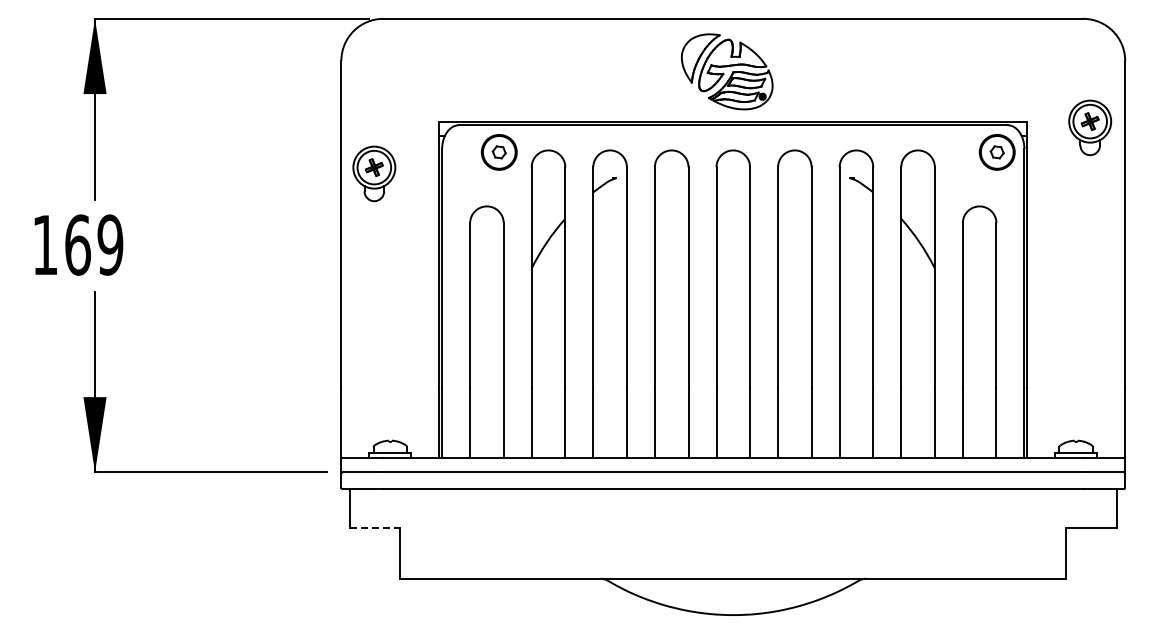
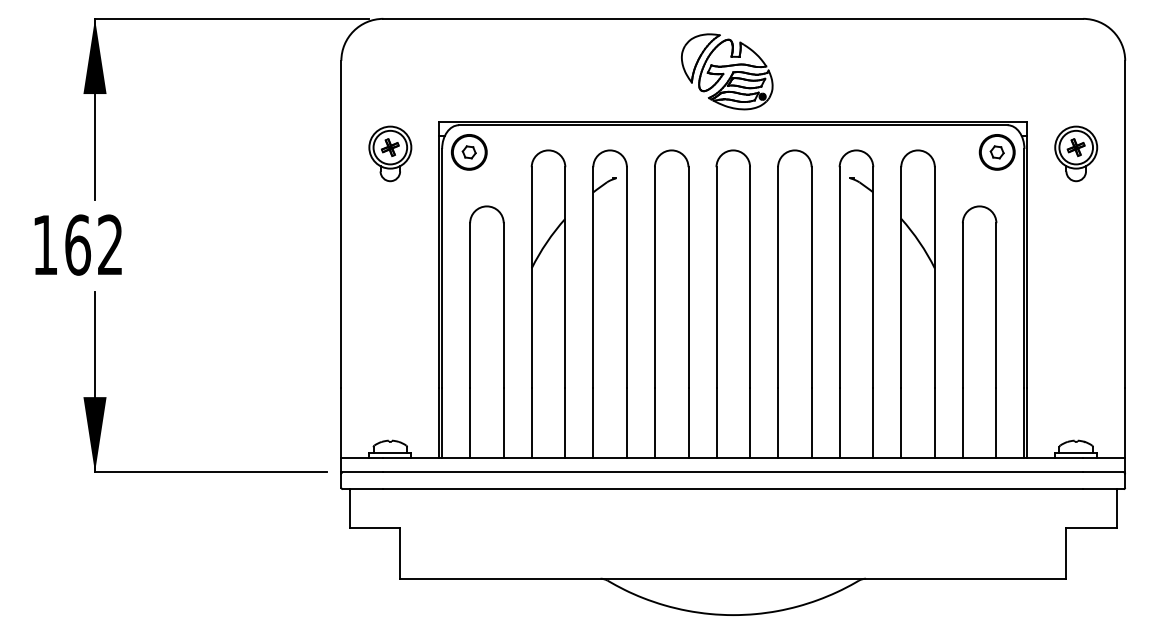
part position: (1090, 127) -> (1076, 153) (1076, 153)
part position: (498, 152) -> (468, 152) (468, 152)
part position: (374, 173) -> (390, 153) (390, 153)
text: 169 -> 162 (110, 244)
line: dashed -> solid (375, 528)
